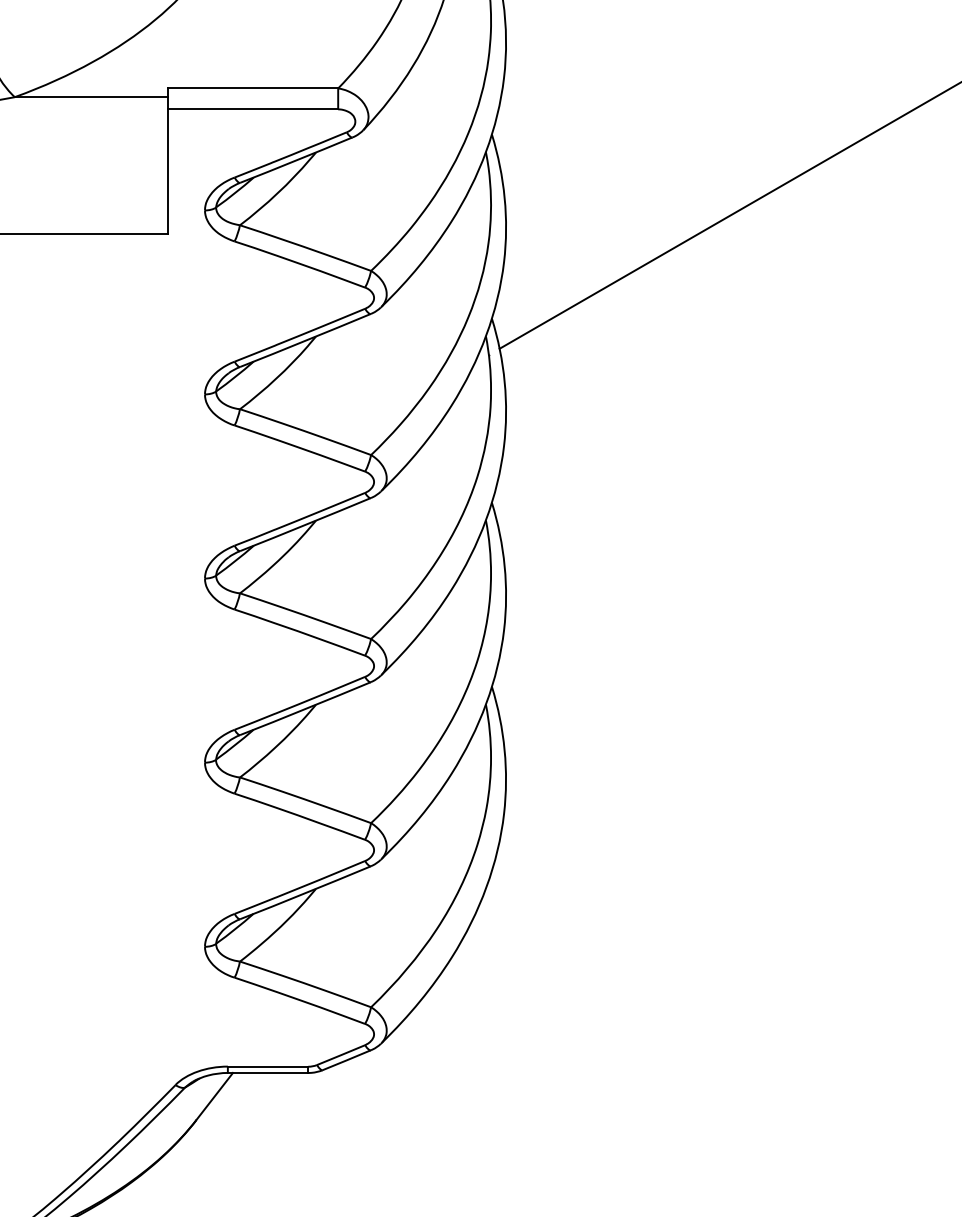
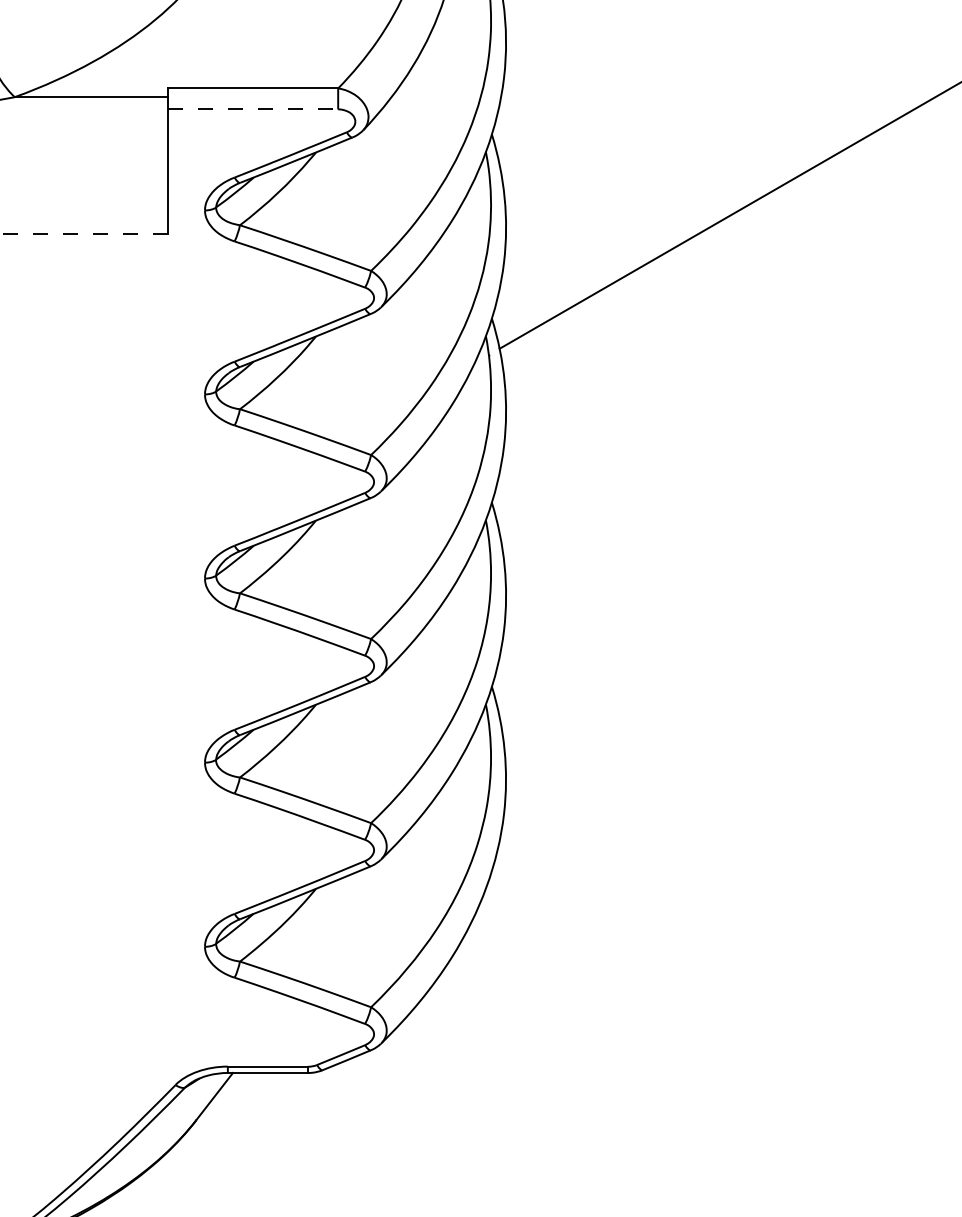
line: solid -> dashed (253, 109)
line: solid -> dashed (84, 233)
